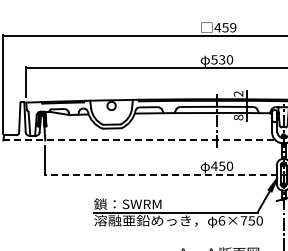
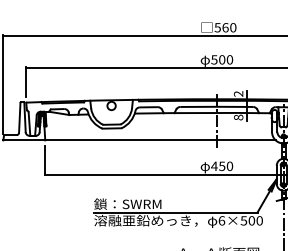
text: 459 -> 560 (225, 27)
text: 530 -> 500 (222, 59)
line: dashed -> solid (140, 140)
line: dashed -> solid (165, 174)
text: 6×750 -> 6×500 (247, 220)
